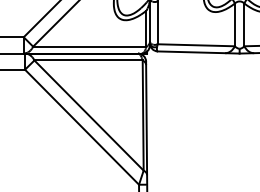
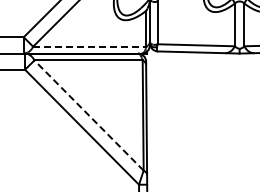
line: solid -> dashed (89, 46)
line: solid -> dashed (89, 115)
